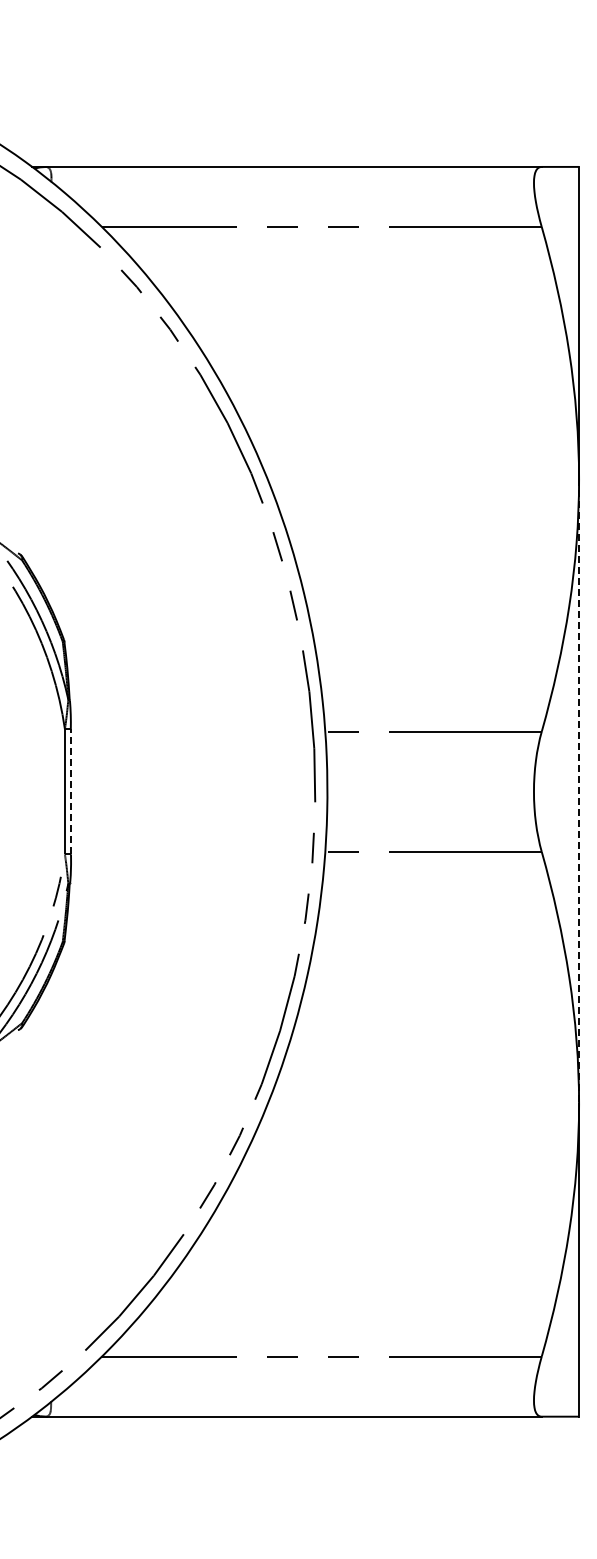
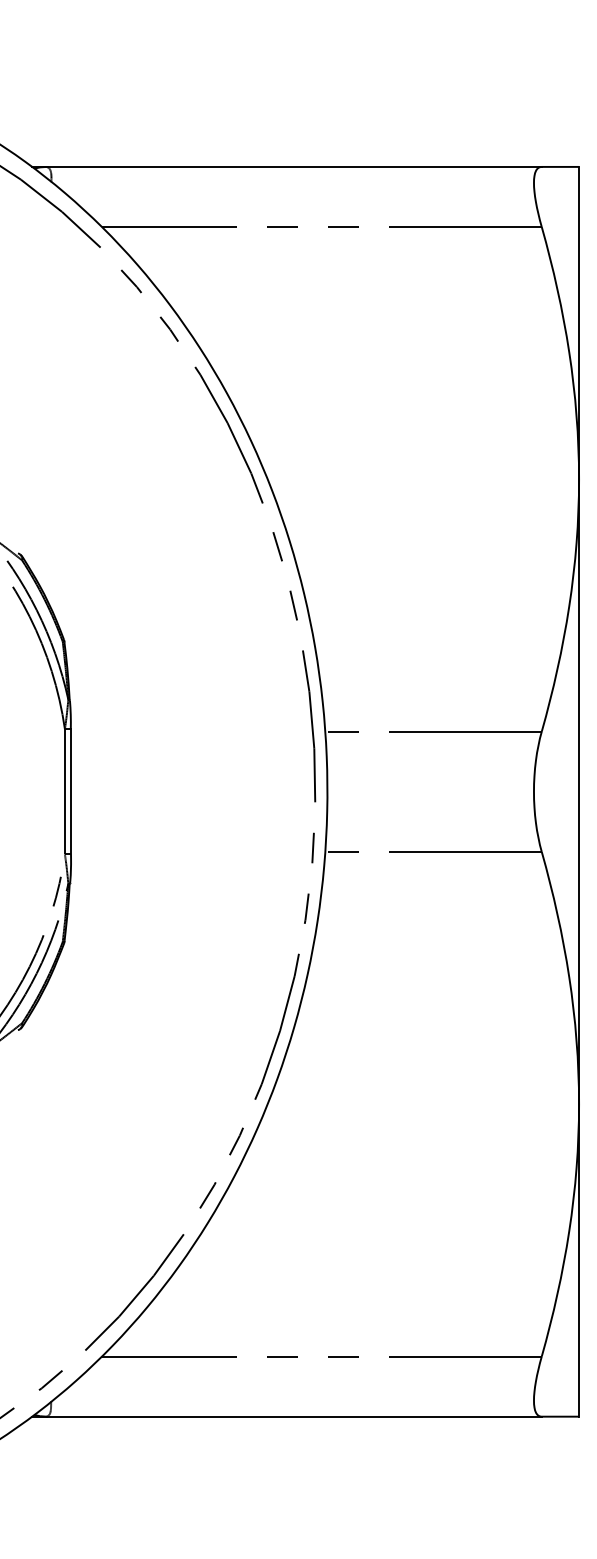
line: dashed -> solid (70, 791)
line: dashed -> solid (579, 792)
